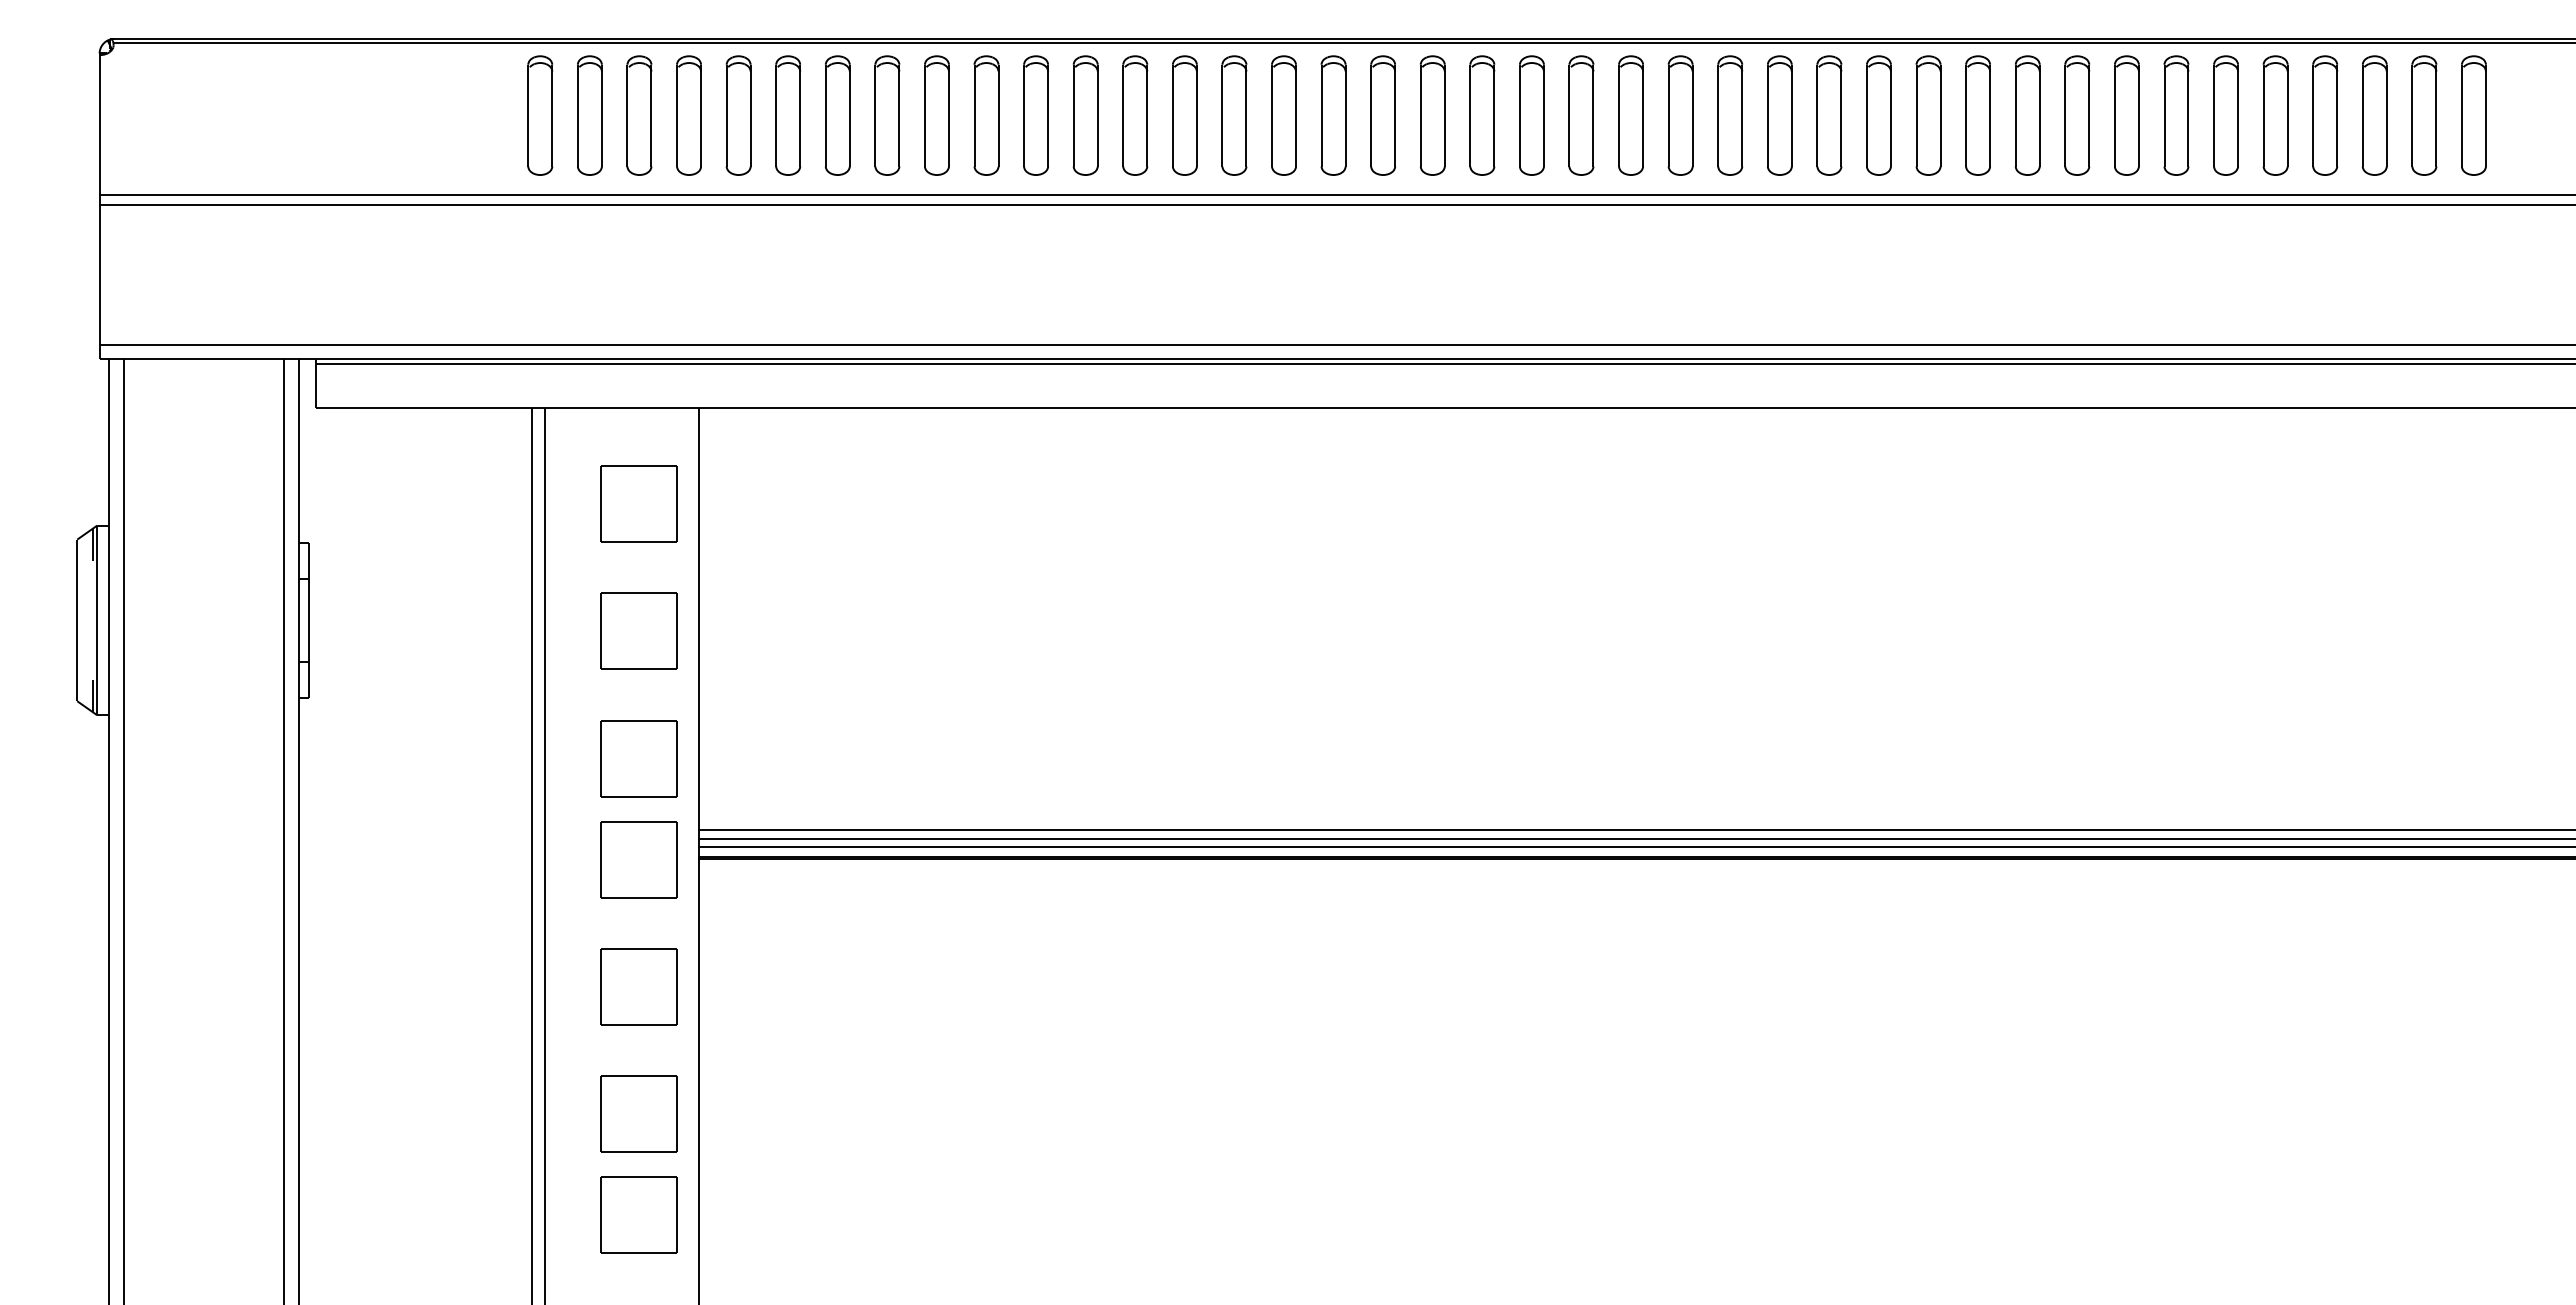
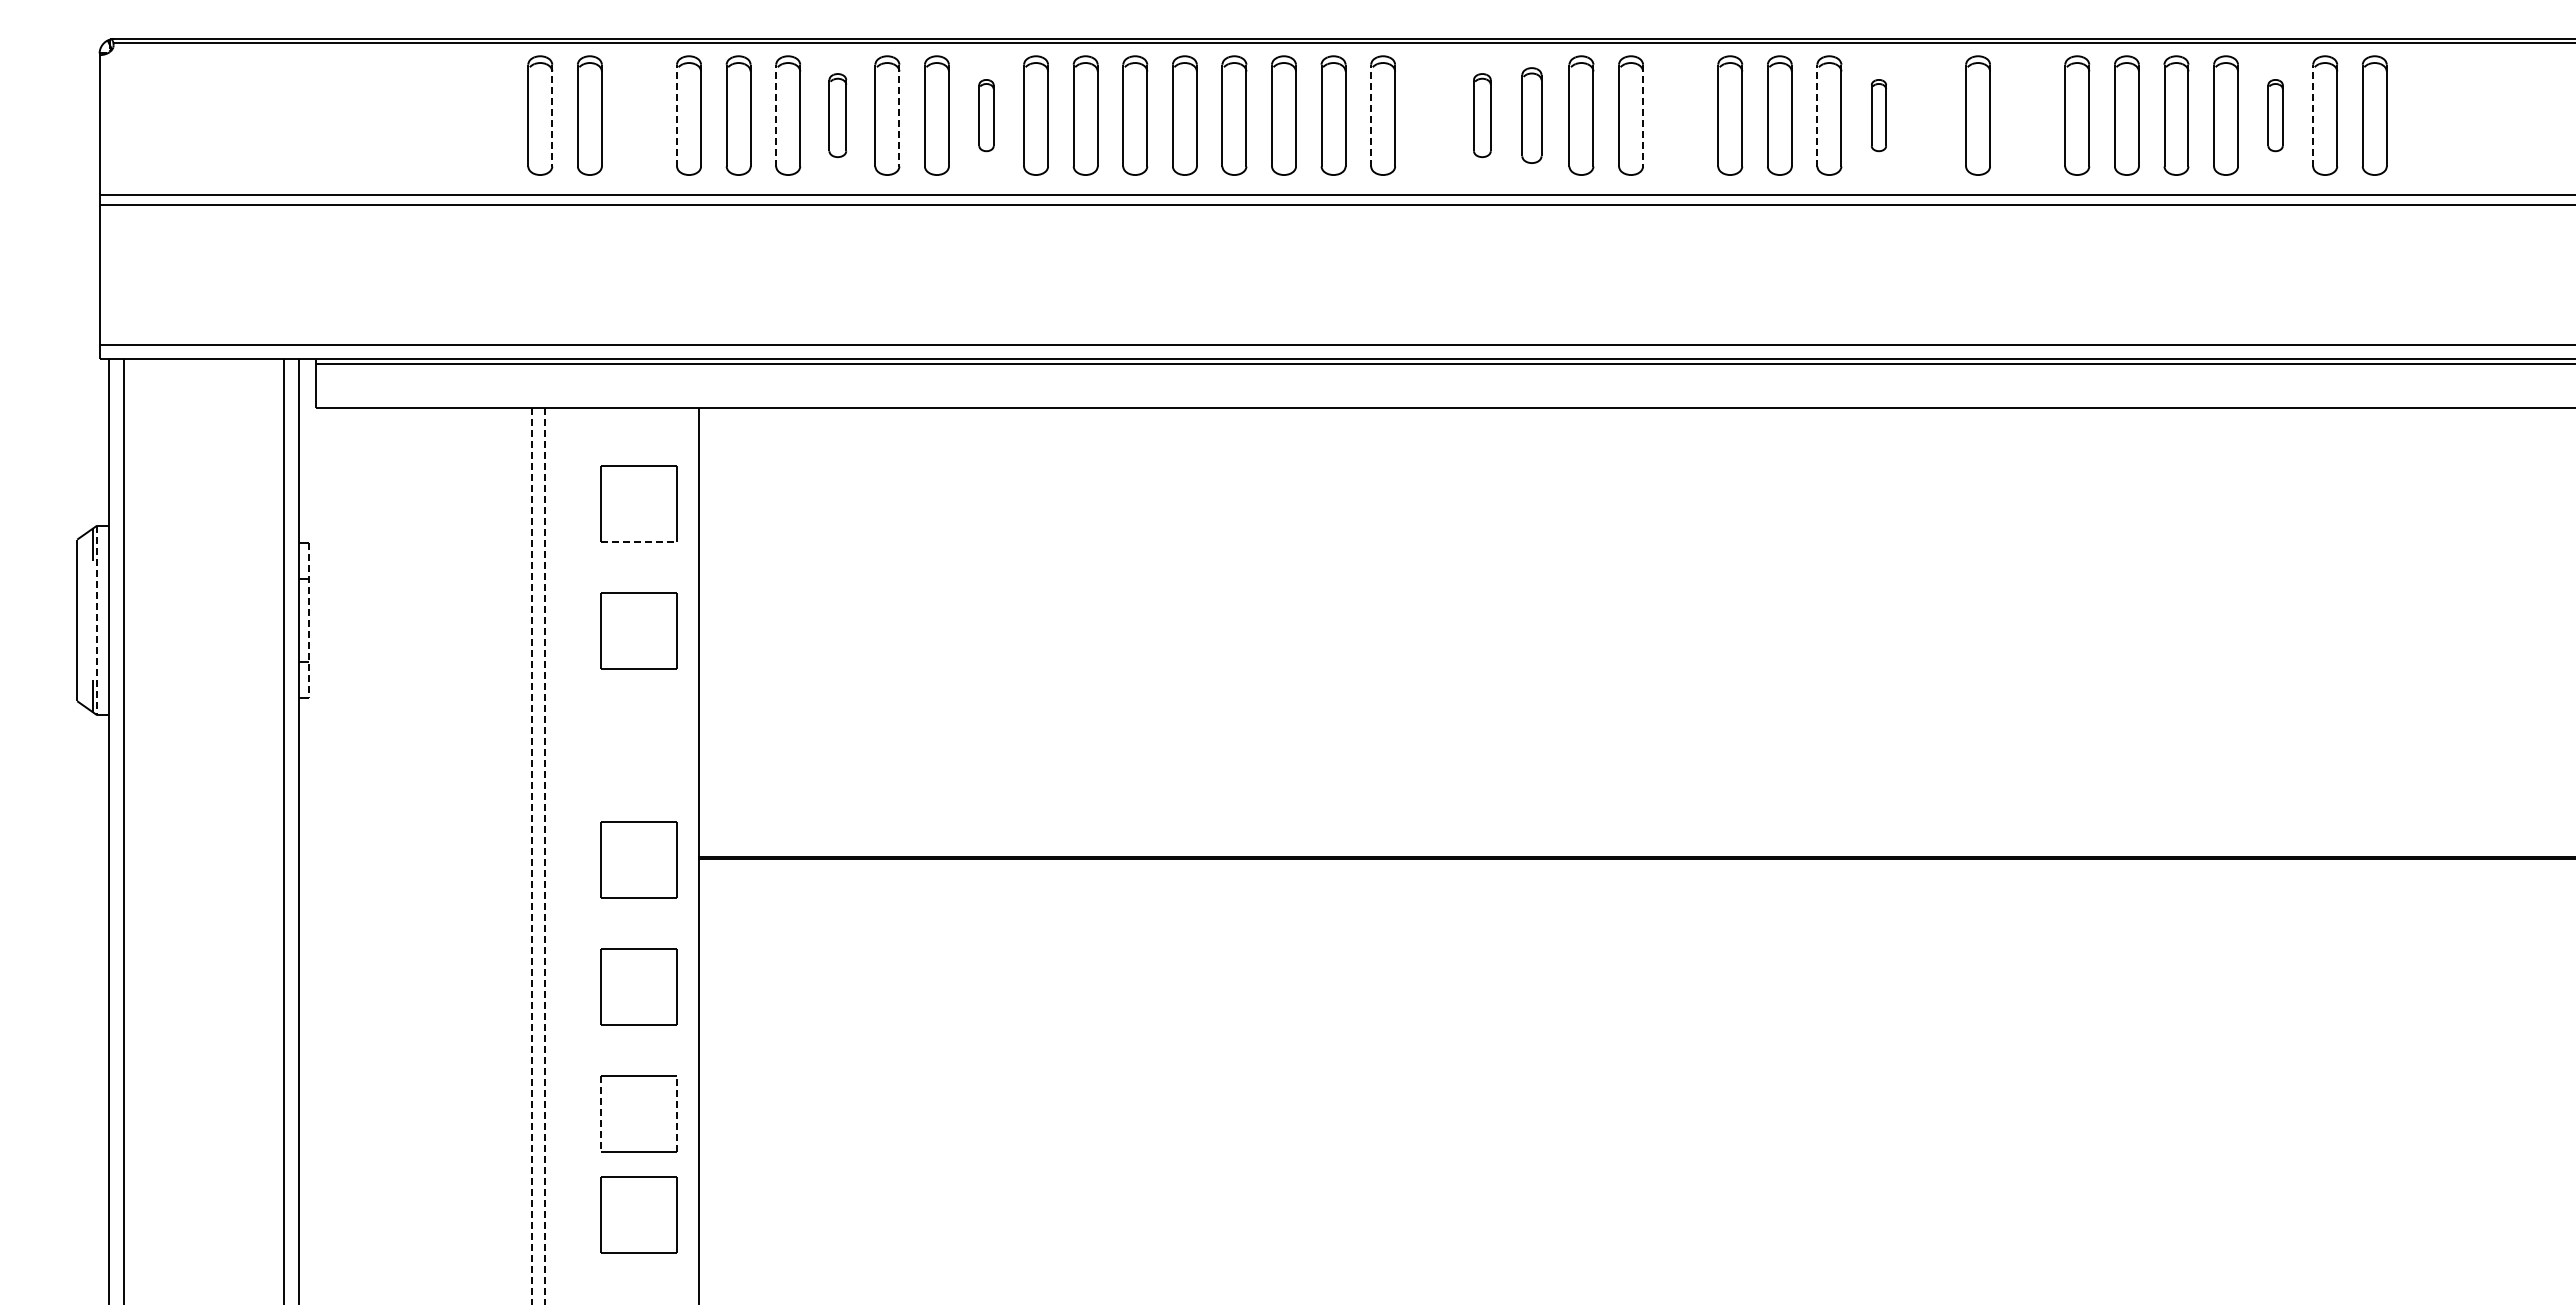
line: solid -> dashed (552, 115)
part: present -> none (639, 115)
line: solid -> dashed (677, 115)
line: solid -> dashed (776, 115)
part size: 26x121 px -> 20x85 px (837, 115)
line: solid -> dashed (899, 115)
part size: 27x121 px -> 17x74 px (986, 115)
line: solid -> dashed (1371, 115)
part: present -> none (1432, 115)
part size: 27x121 px -> 19x85 px (1482, 115)
part size: 26x121 px -> 22x97 px (1531, 115)
line: solid -> dashed (1643, 115)
part: present -> none (1680, 115)
line: solid -> dashed (1817, 115)
part size: 26x121 px -> 17x74 px (1878, 115)
part: present -> none (1928, 115)
part: present -> none (2027, 115)
part size: 27x121 px -> 17x74 px (2275, 115)
line: solid -> dashed (2313, 115)
part: present -> none (2424, 115)
part: present -> none (2473, 115)
line: solid -> dashed (639, 542)
line: solid -> dashed (97, 620)
line: solid -> dashed (309, 620)
part: present -> none (638, 758)
line: present -> none (1635, 829)
line: present -> none (1635, 839)
line: present -> none (1635, 847)
line: solid -> dashed (531, 857)
line: solid -> dashed (544, 857)
line: solid -> dashed (601, 1114)
line: solid -> dashed (677, 1114)
